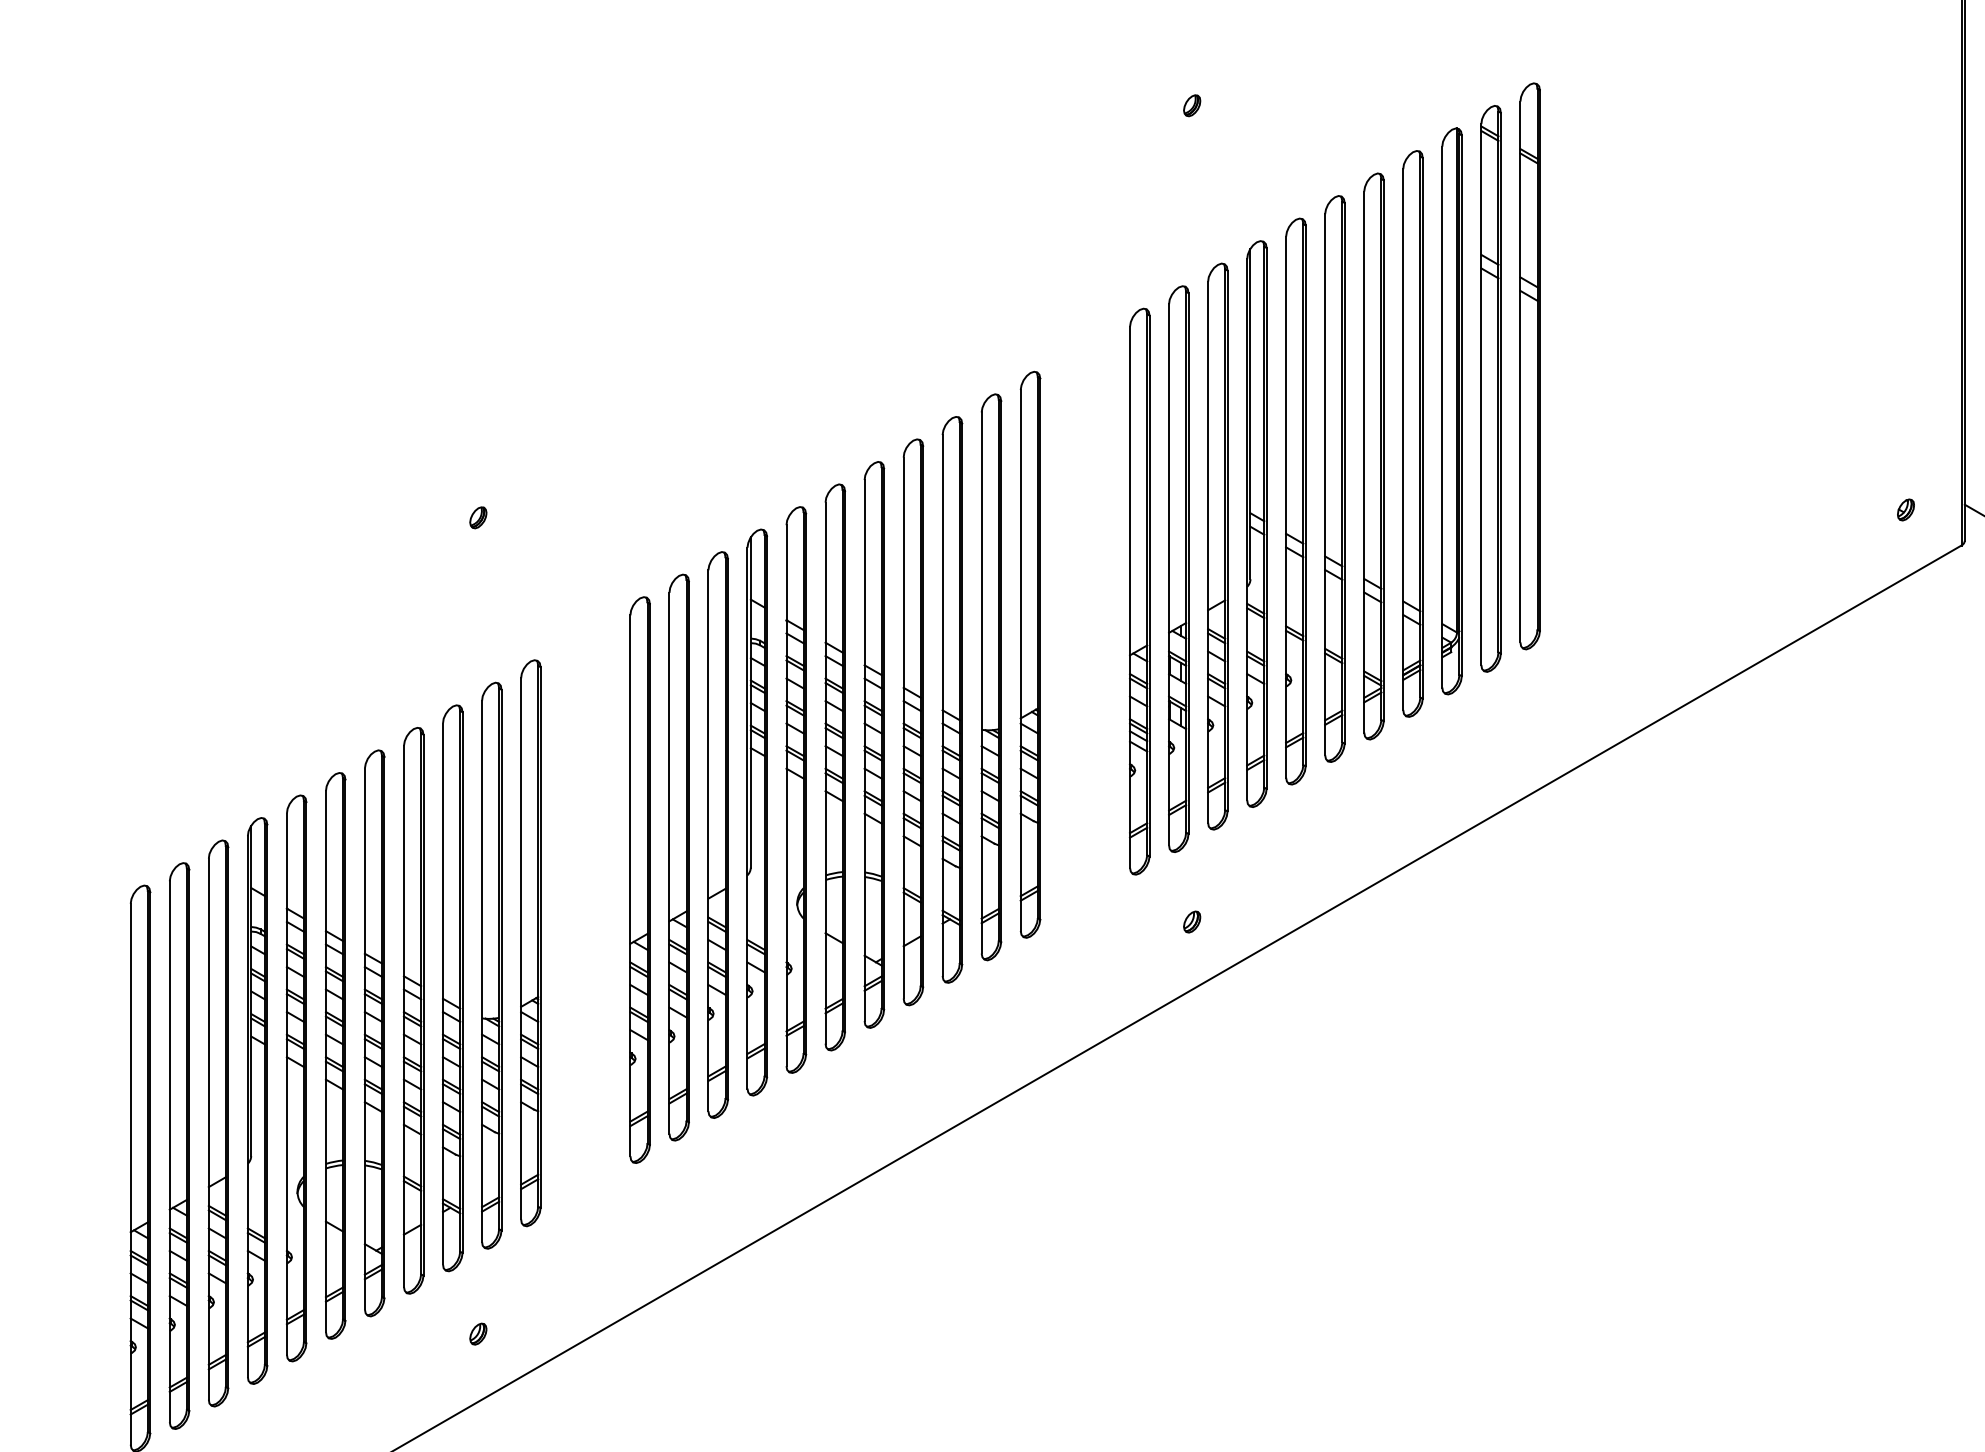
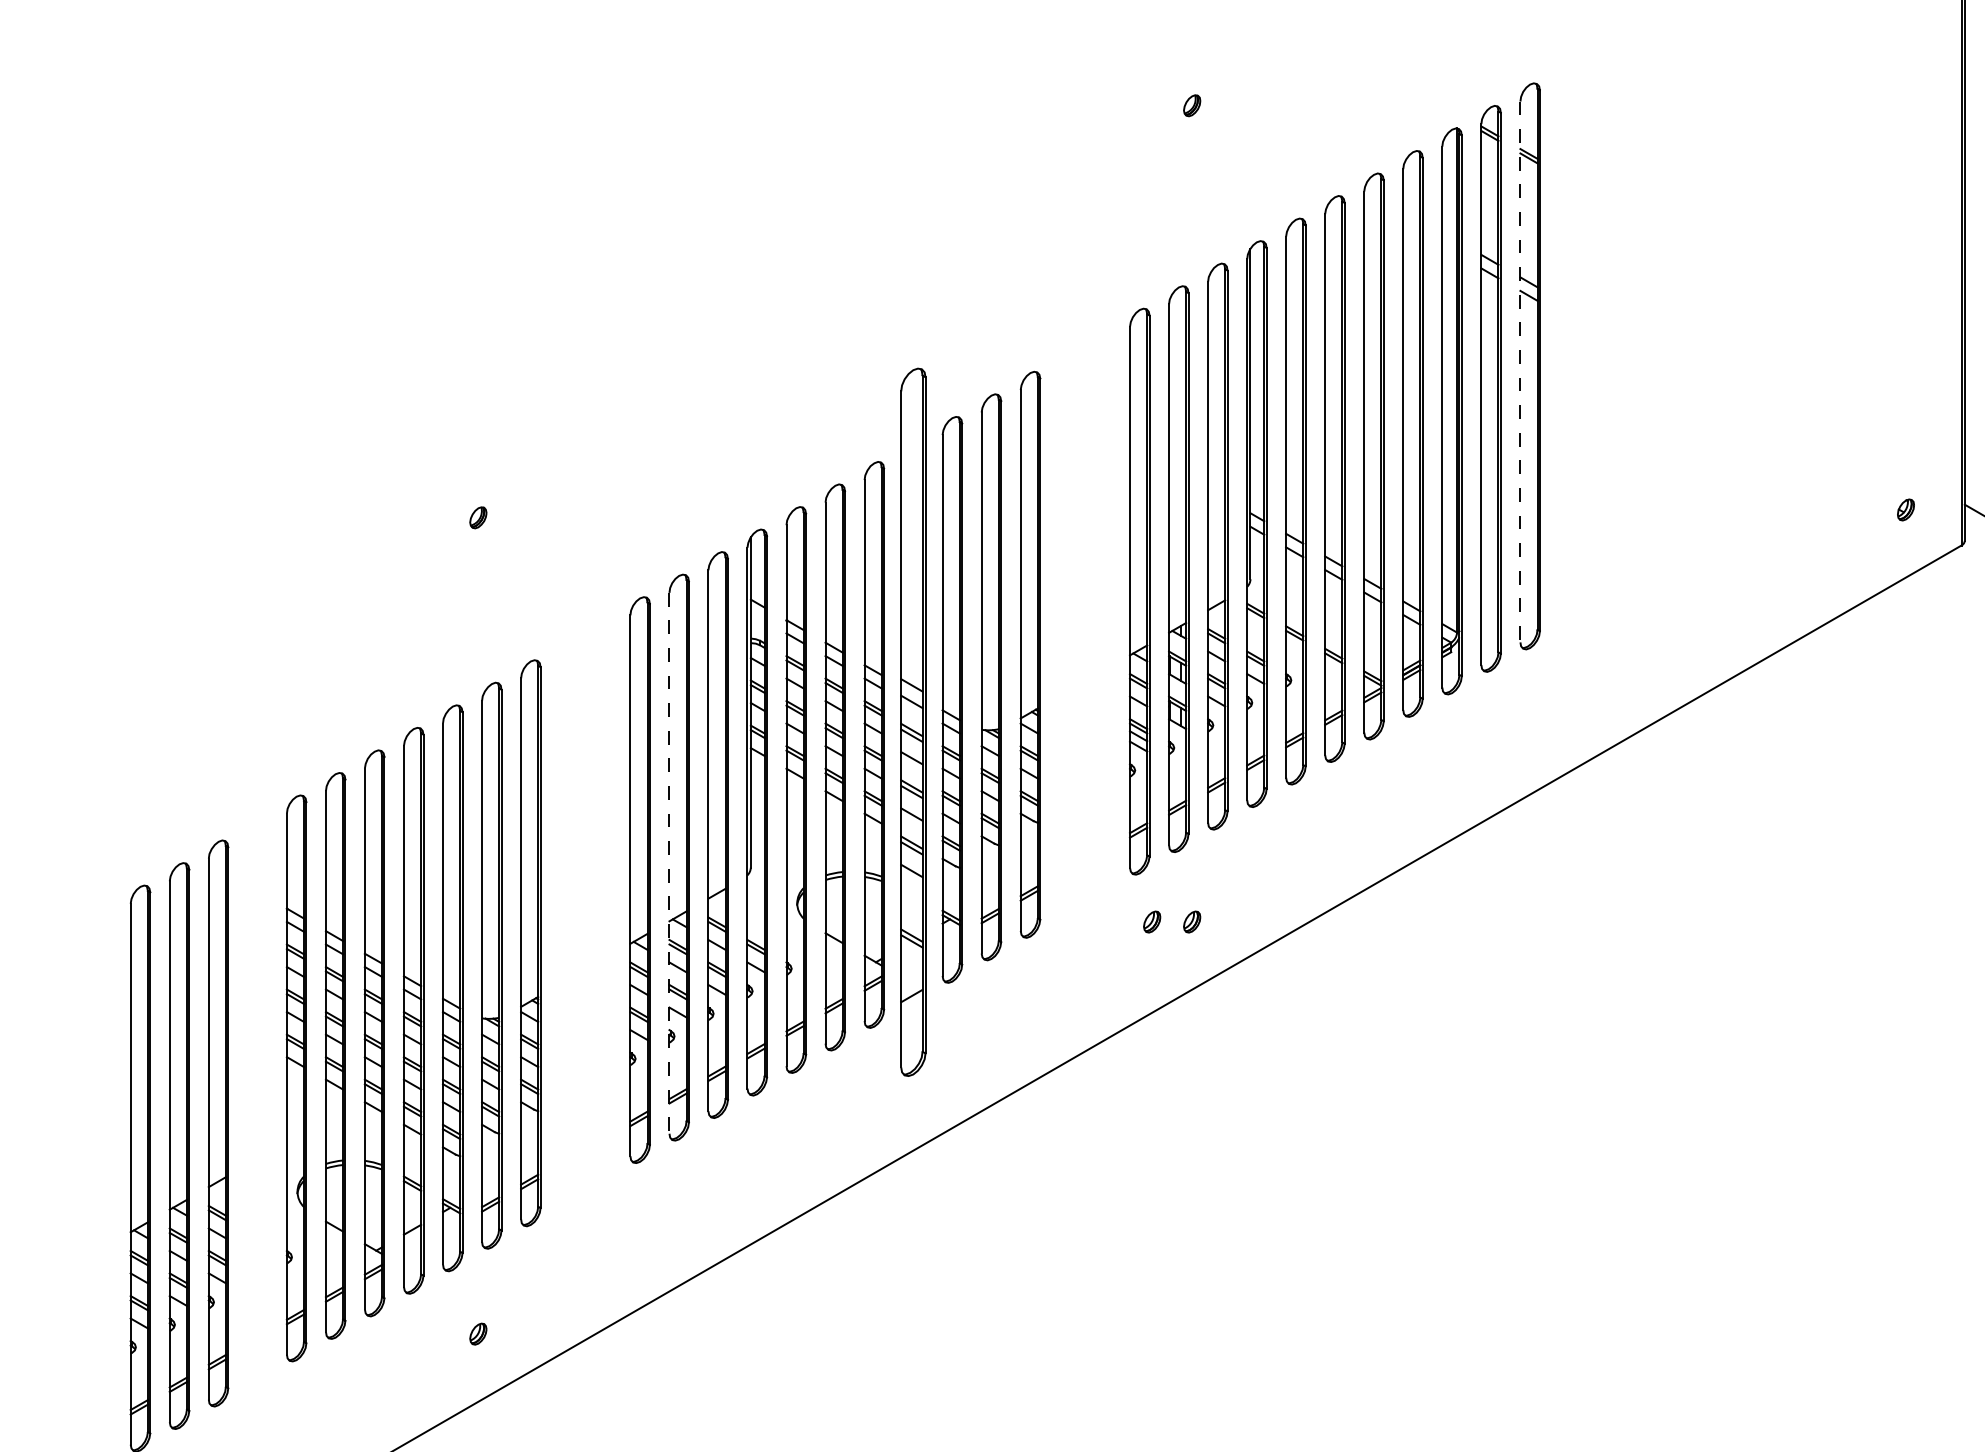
line: solid -> dashed (1520, 372)
part size: 23x569 px -> 27x710 px (913, 721)
line: solid -> dashed (669, 863)
part: none -> present (1152, 921)
part: present -> none (257, 1100)
